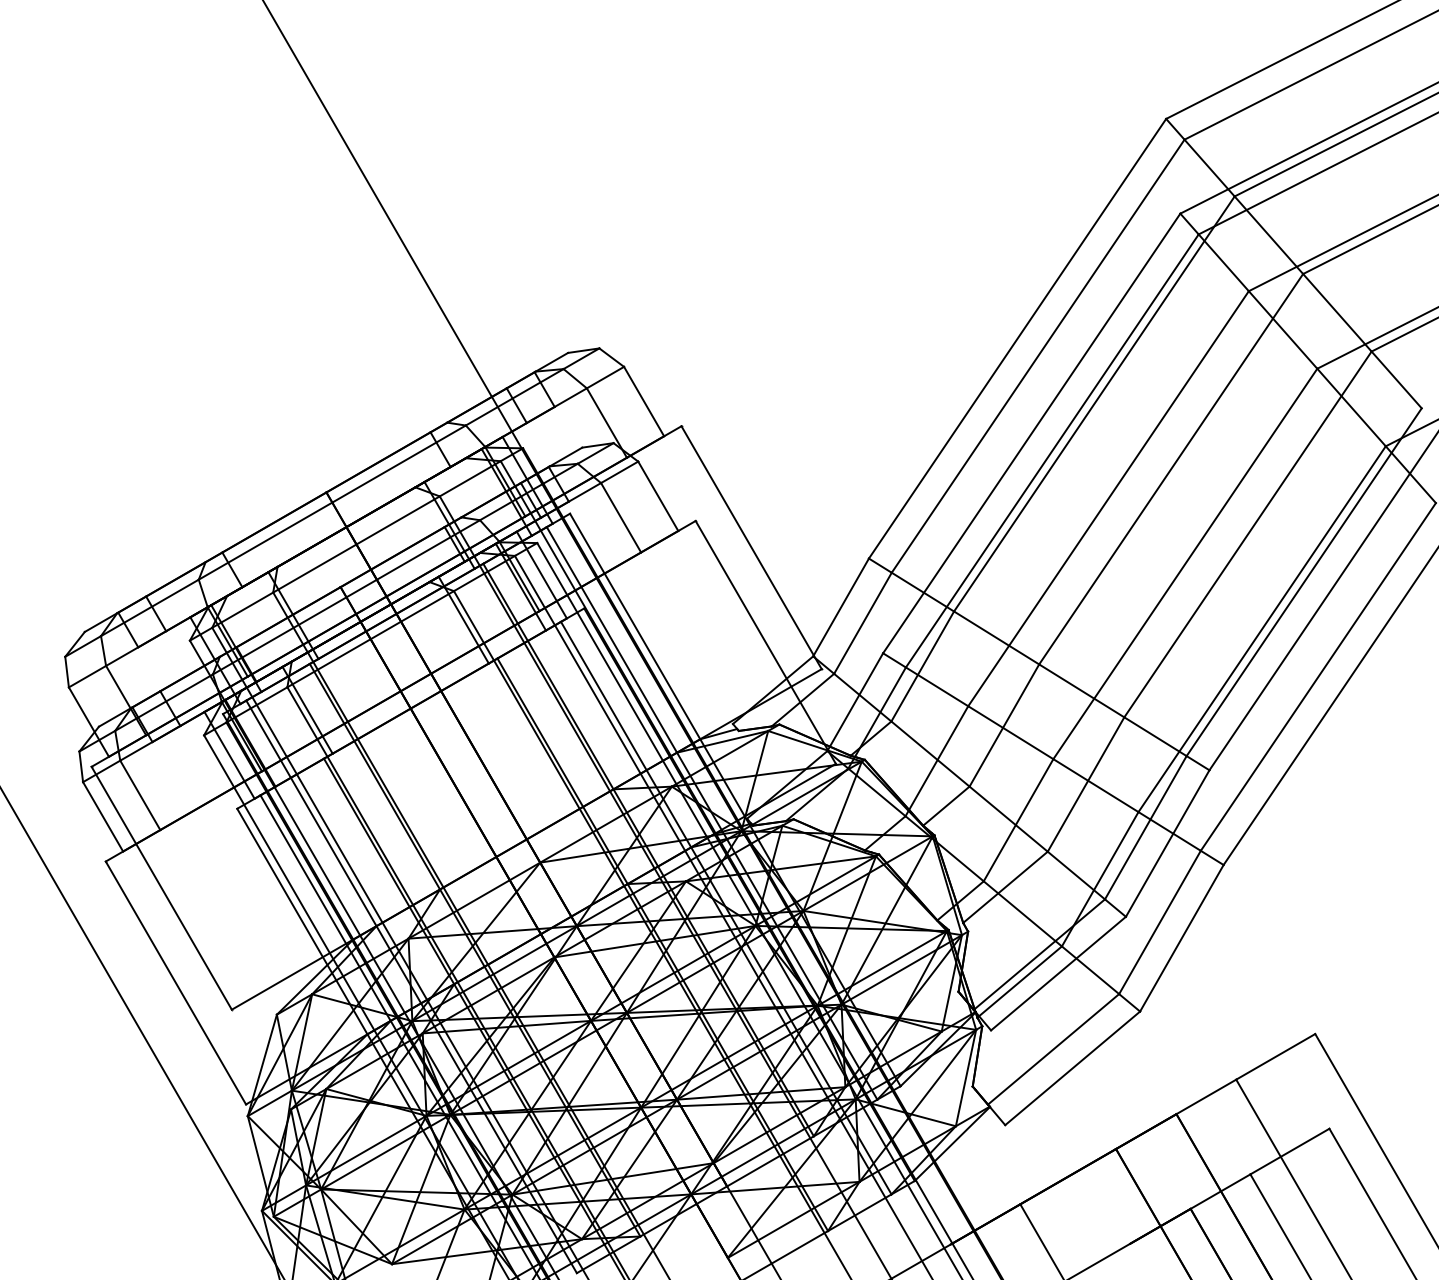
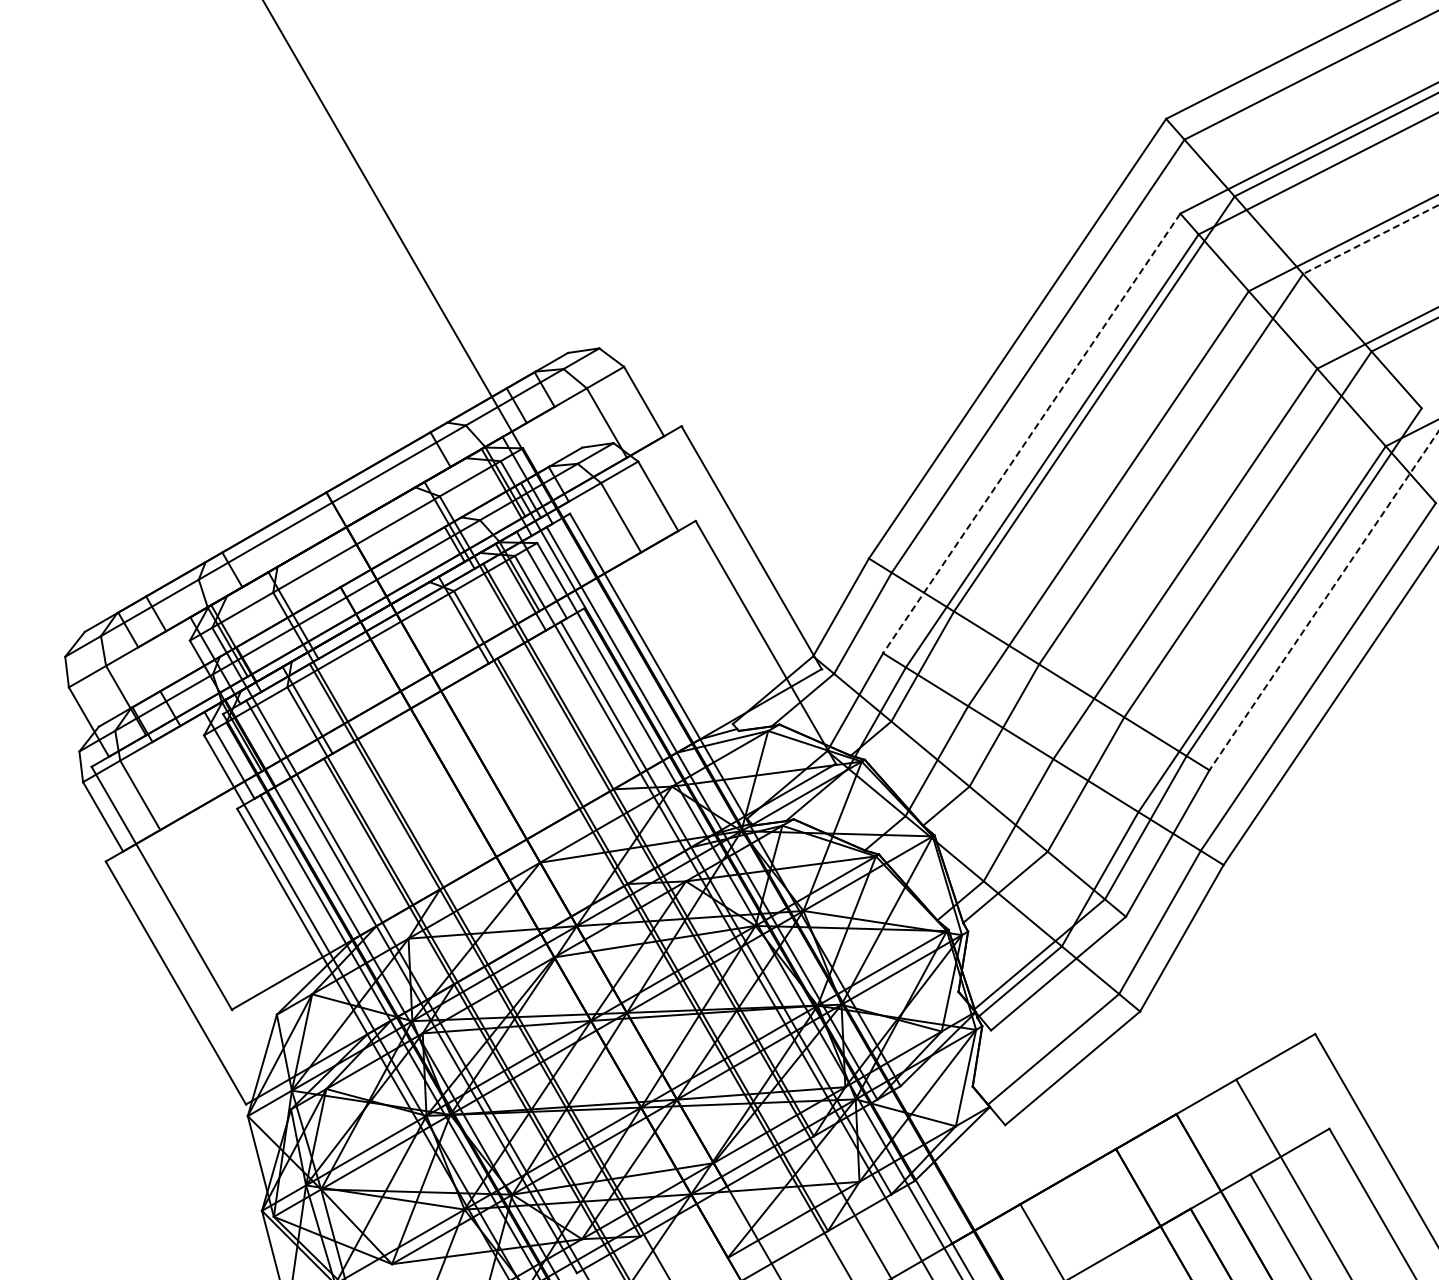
line: solid -> dashed (1370, 239)
line: solid -> dashed (1031, 433)
line: solid -> dashed (1324, 600)
line: present -> none (142, 1033)
